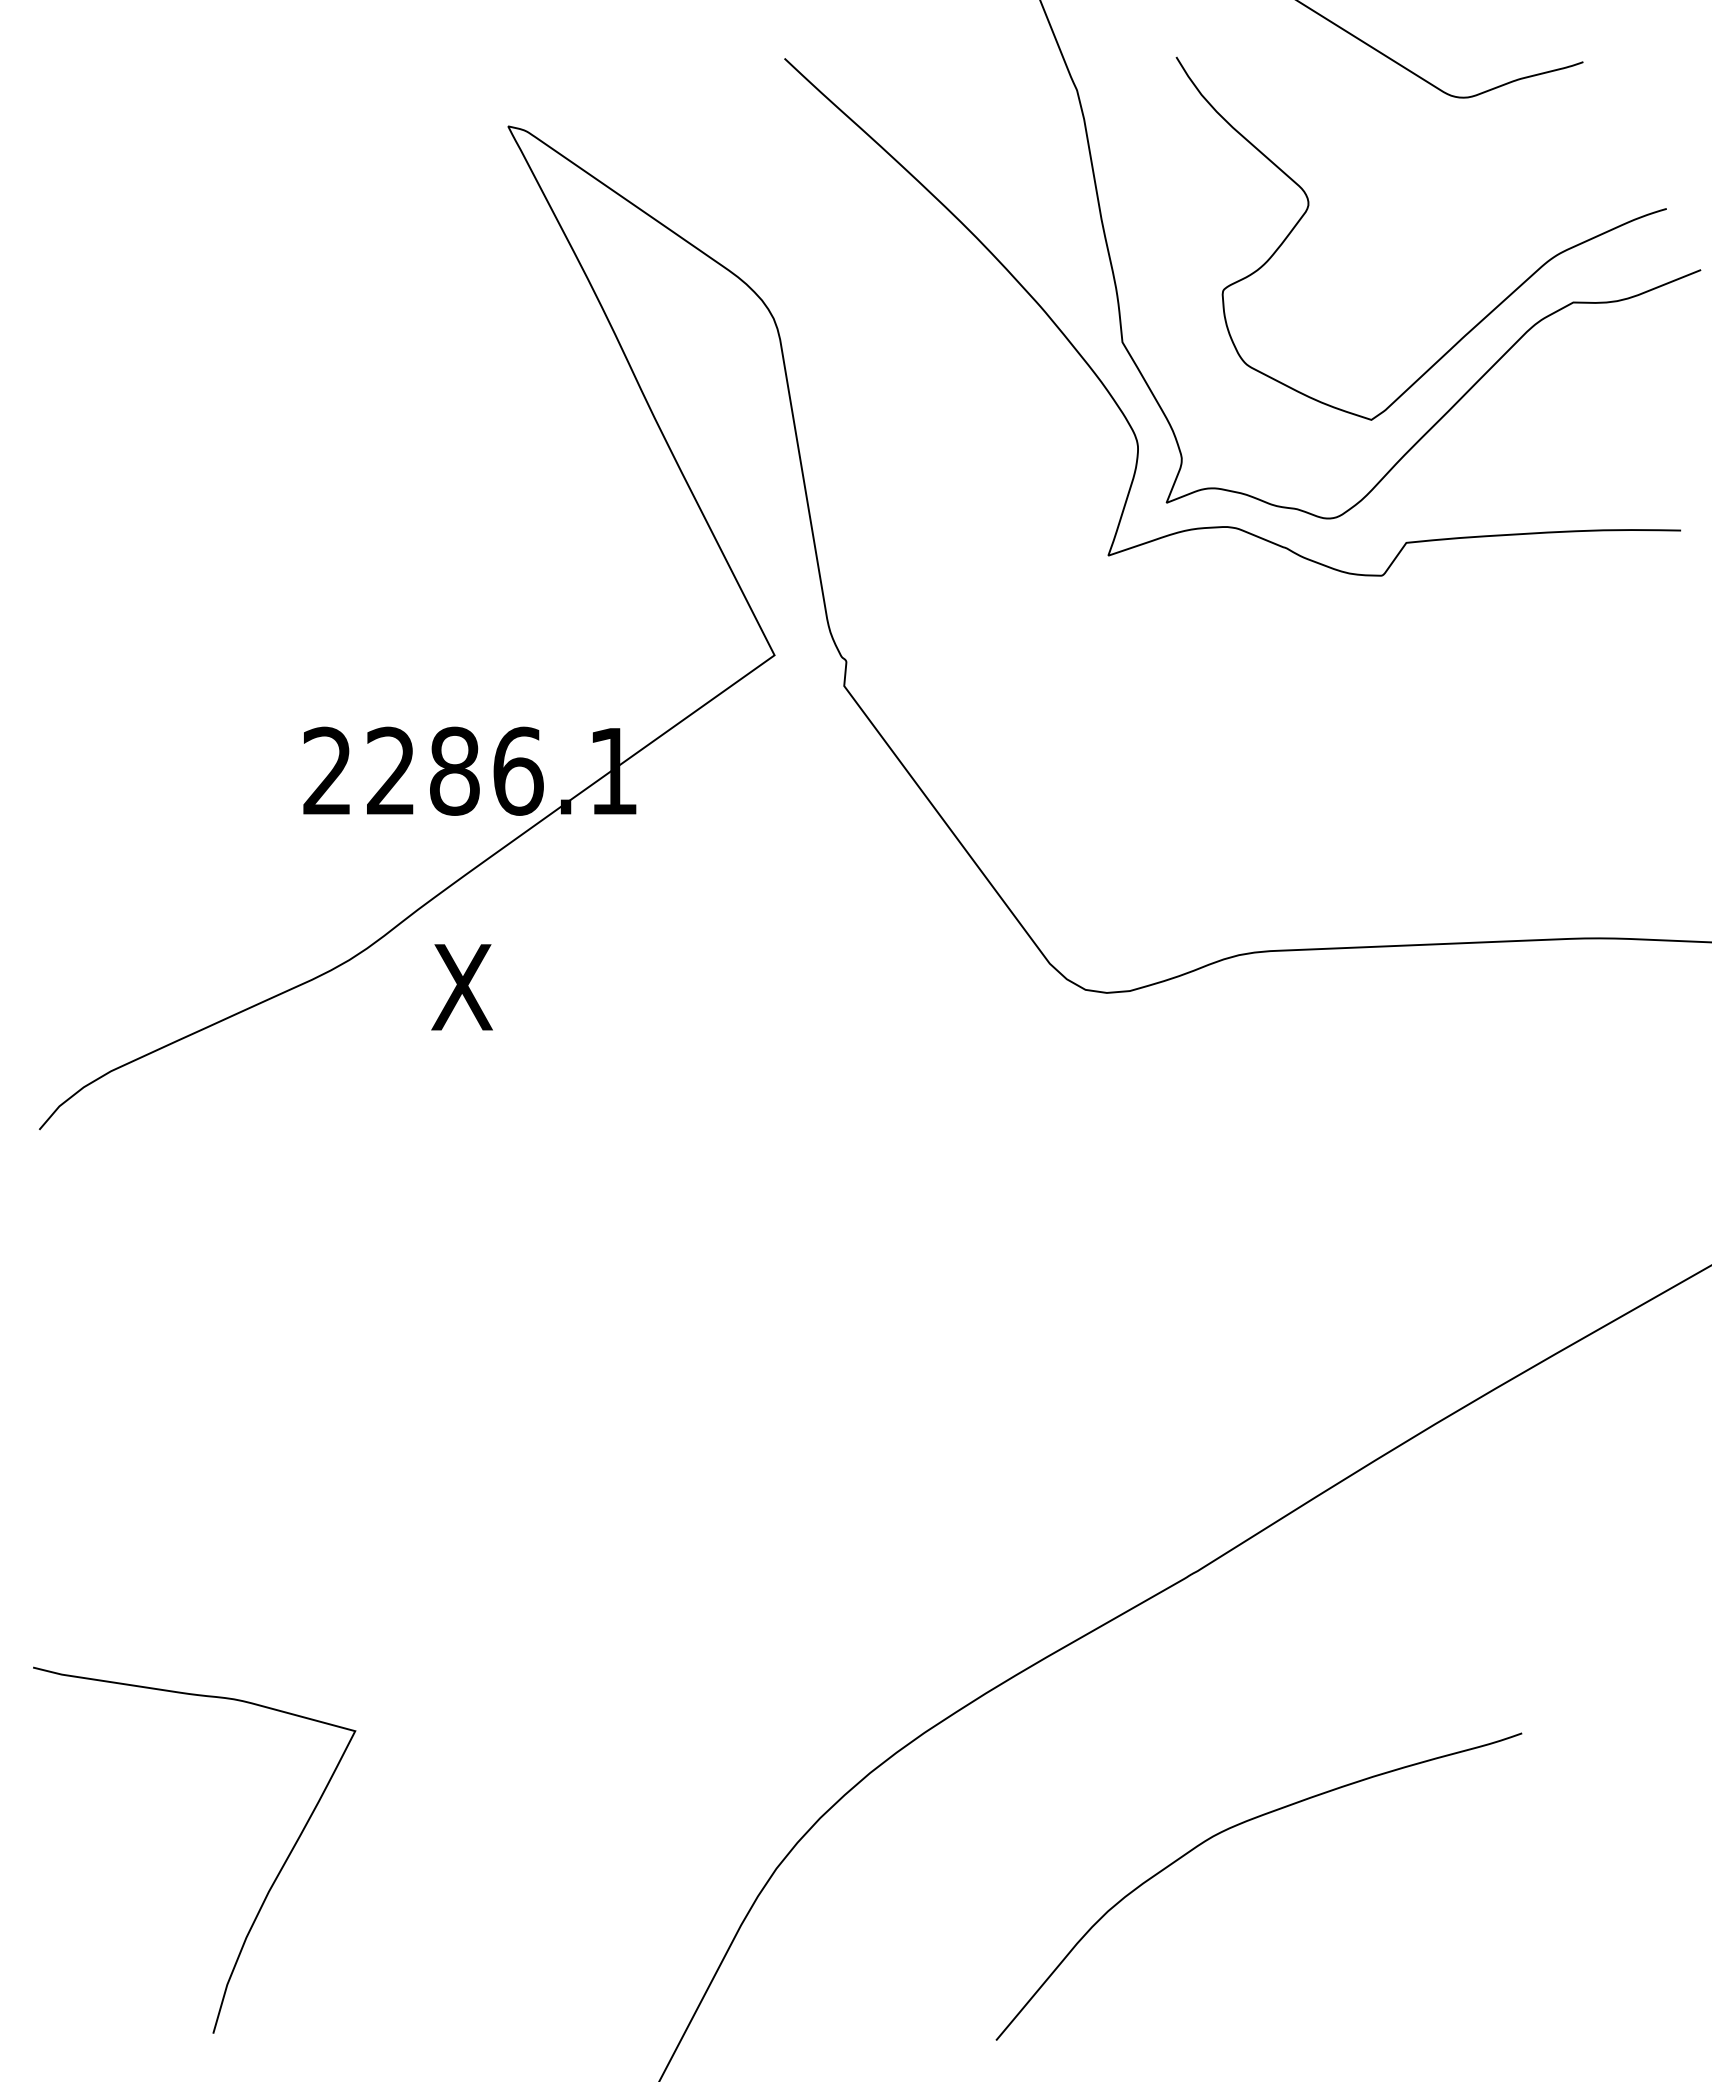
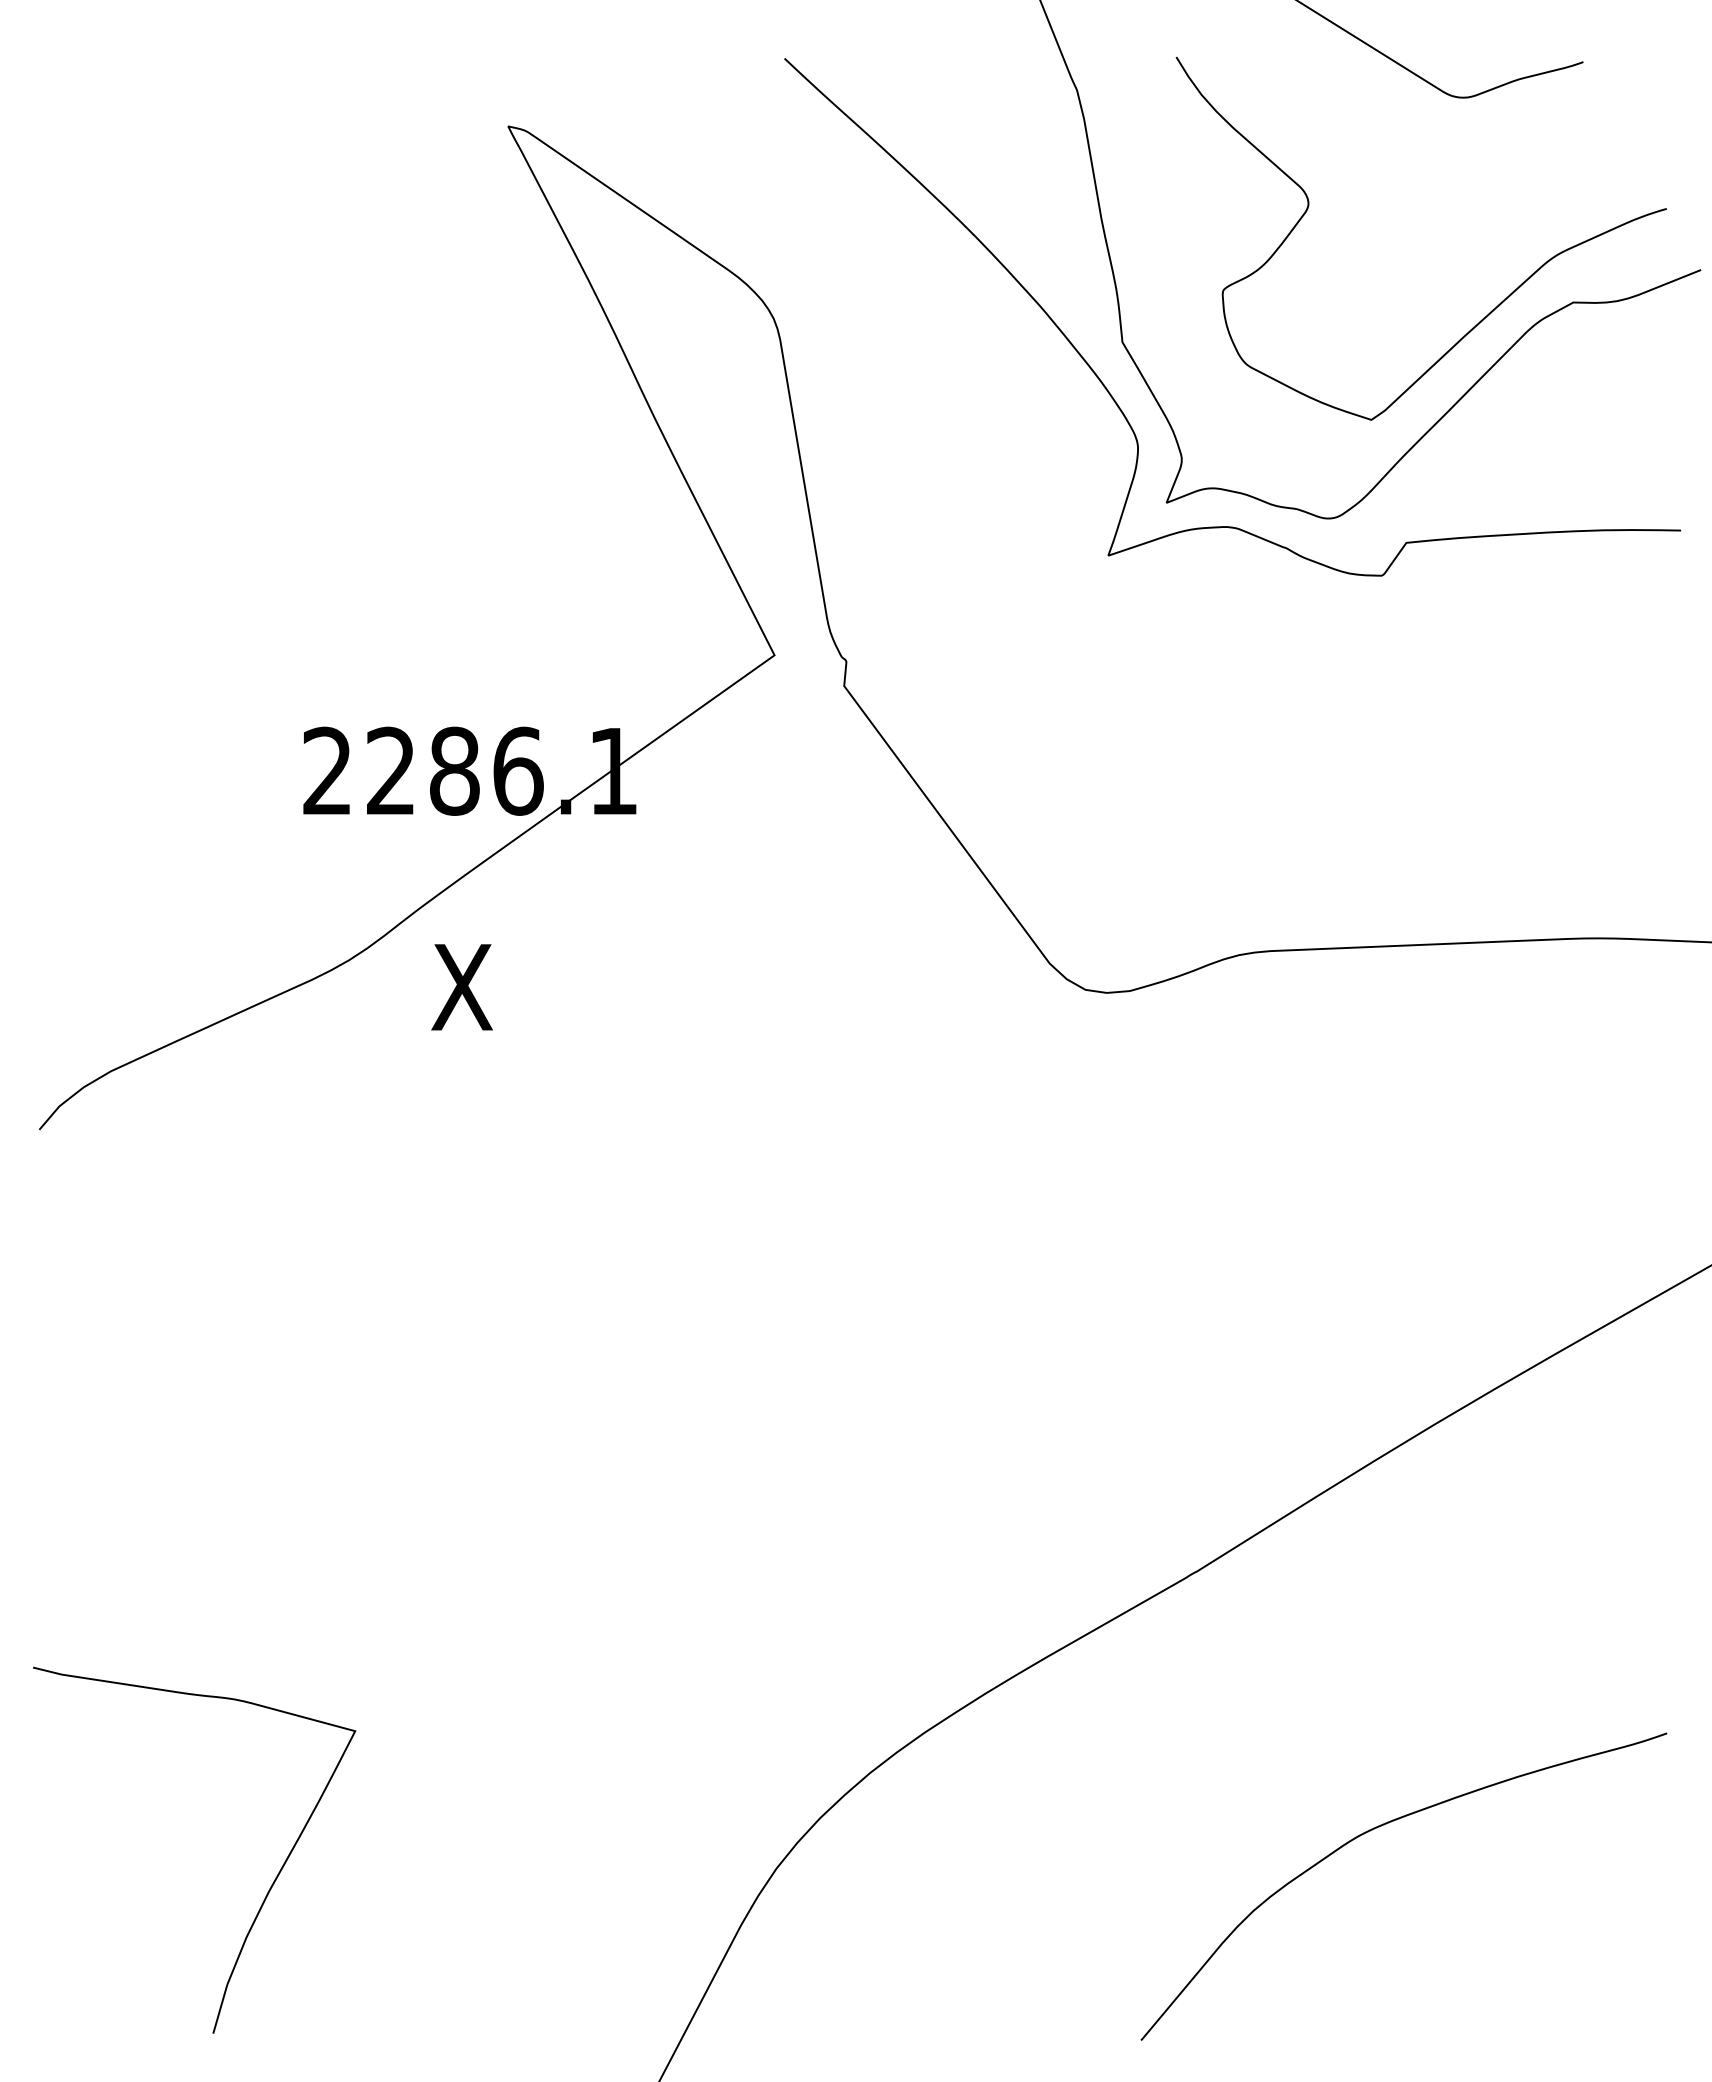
curve position: (1232, 1828) -> (1377, 1828) (1377, 1828)
